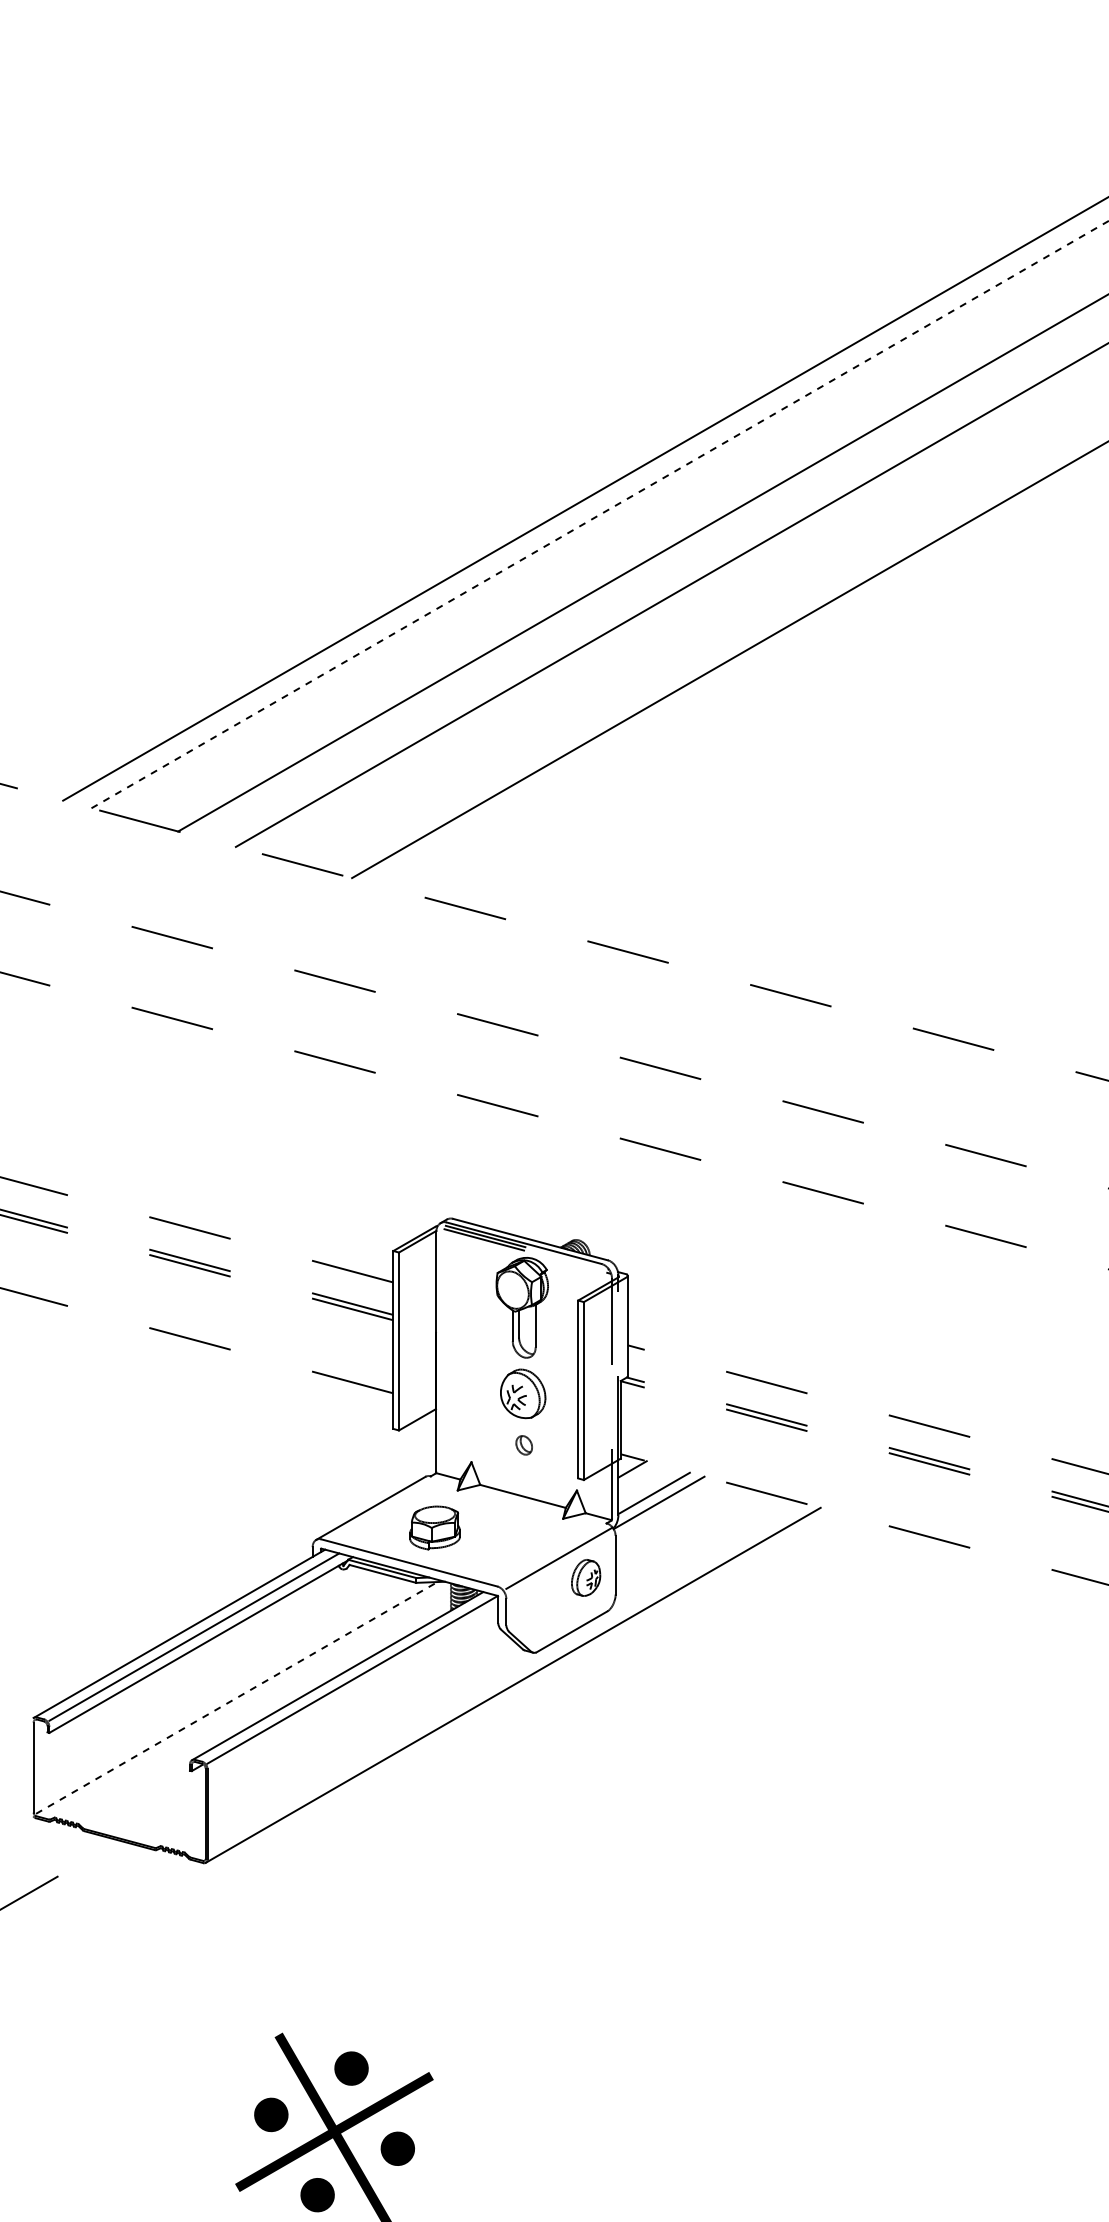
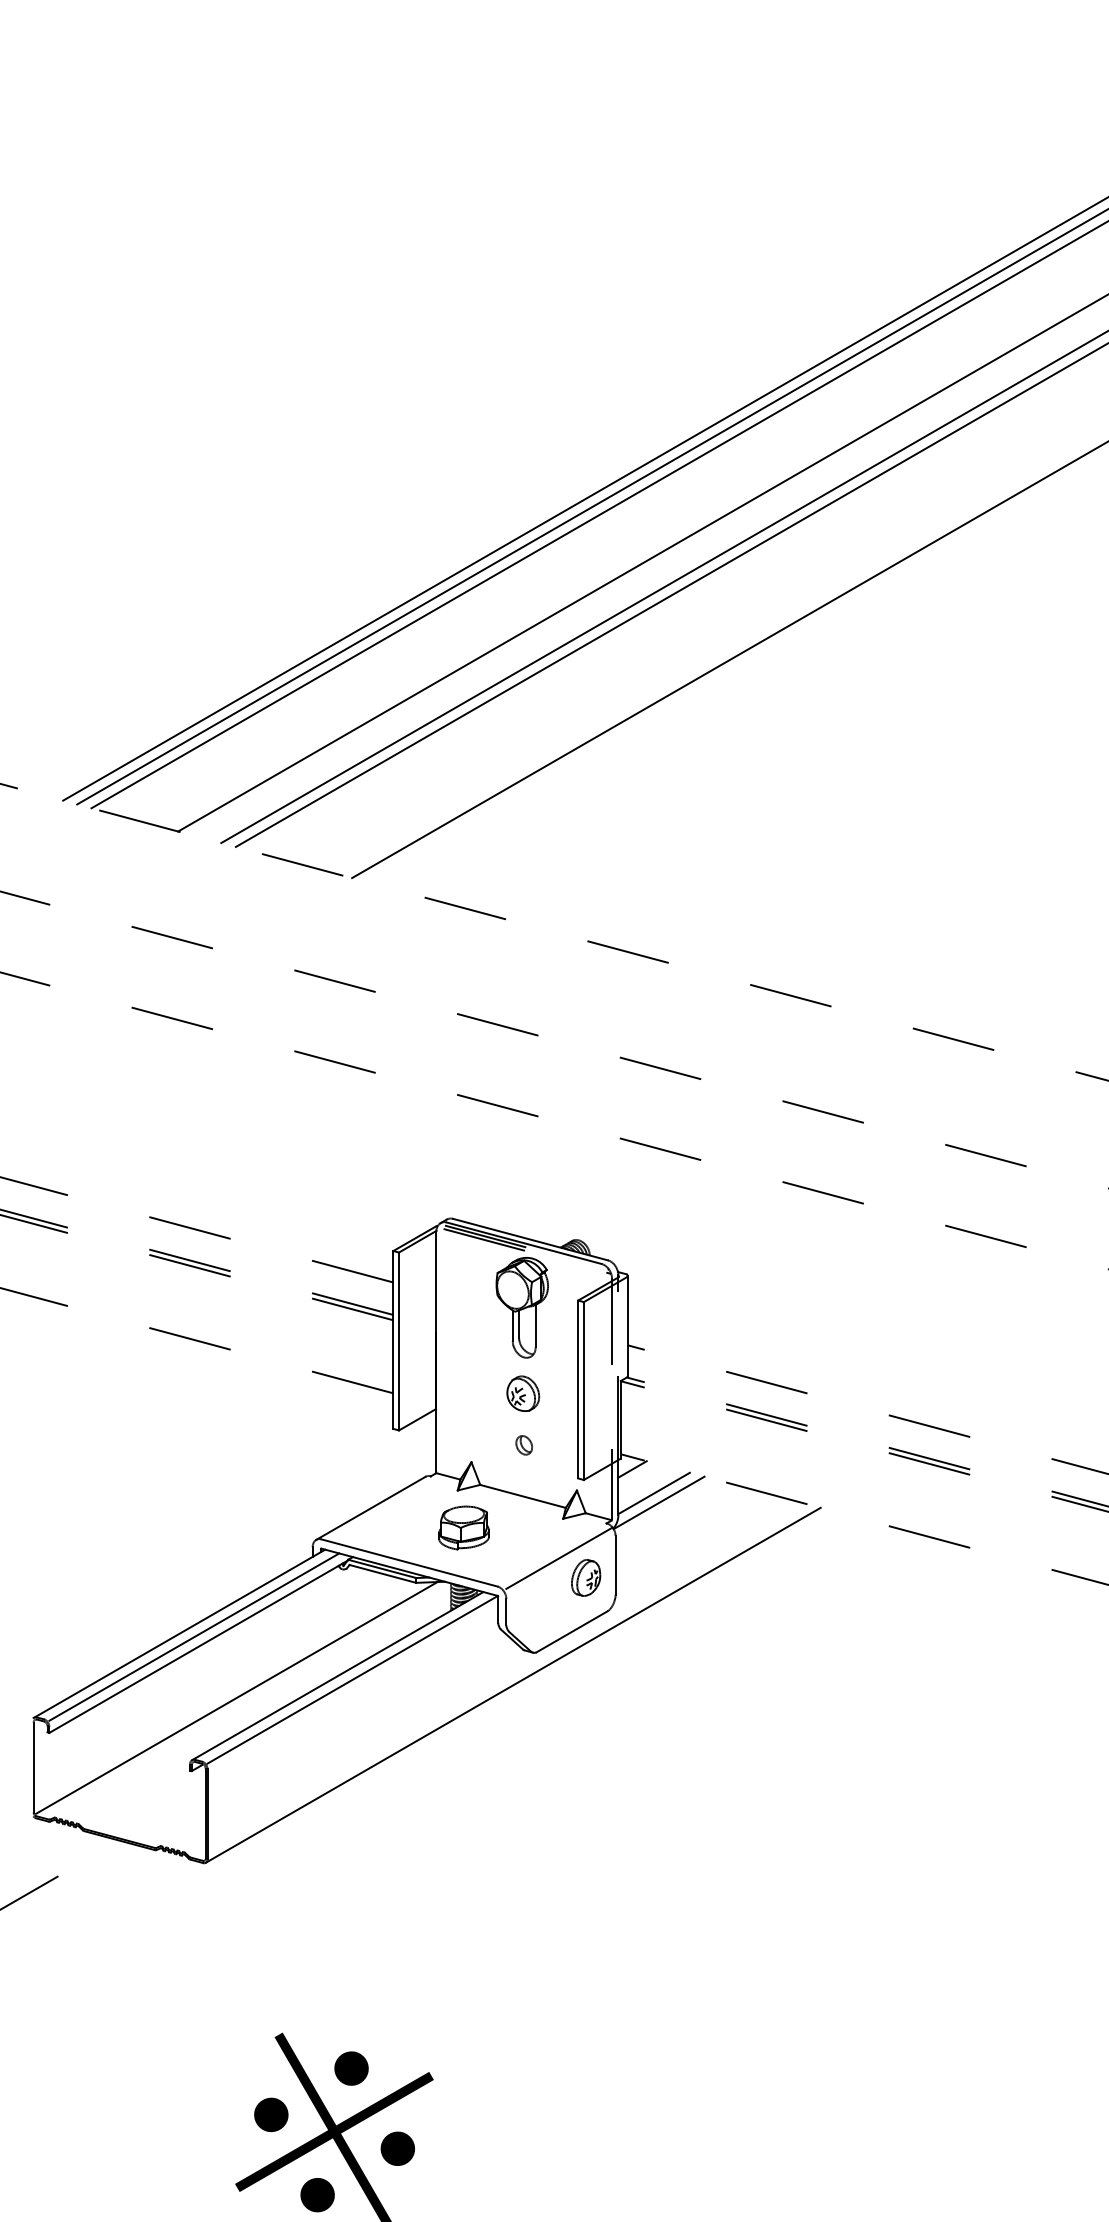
line: none -> present (591, 507)
line: dashed -> solid (600, 514)
line: none -> present (663, 587)
part size: 47x52 px -> 35x37 px (523, 1393)
part position: (434, 1527) -> (463, 1527) (463, 1527)
line: dashed -> solid (236, 1697)
